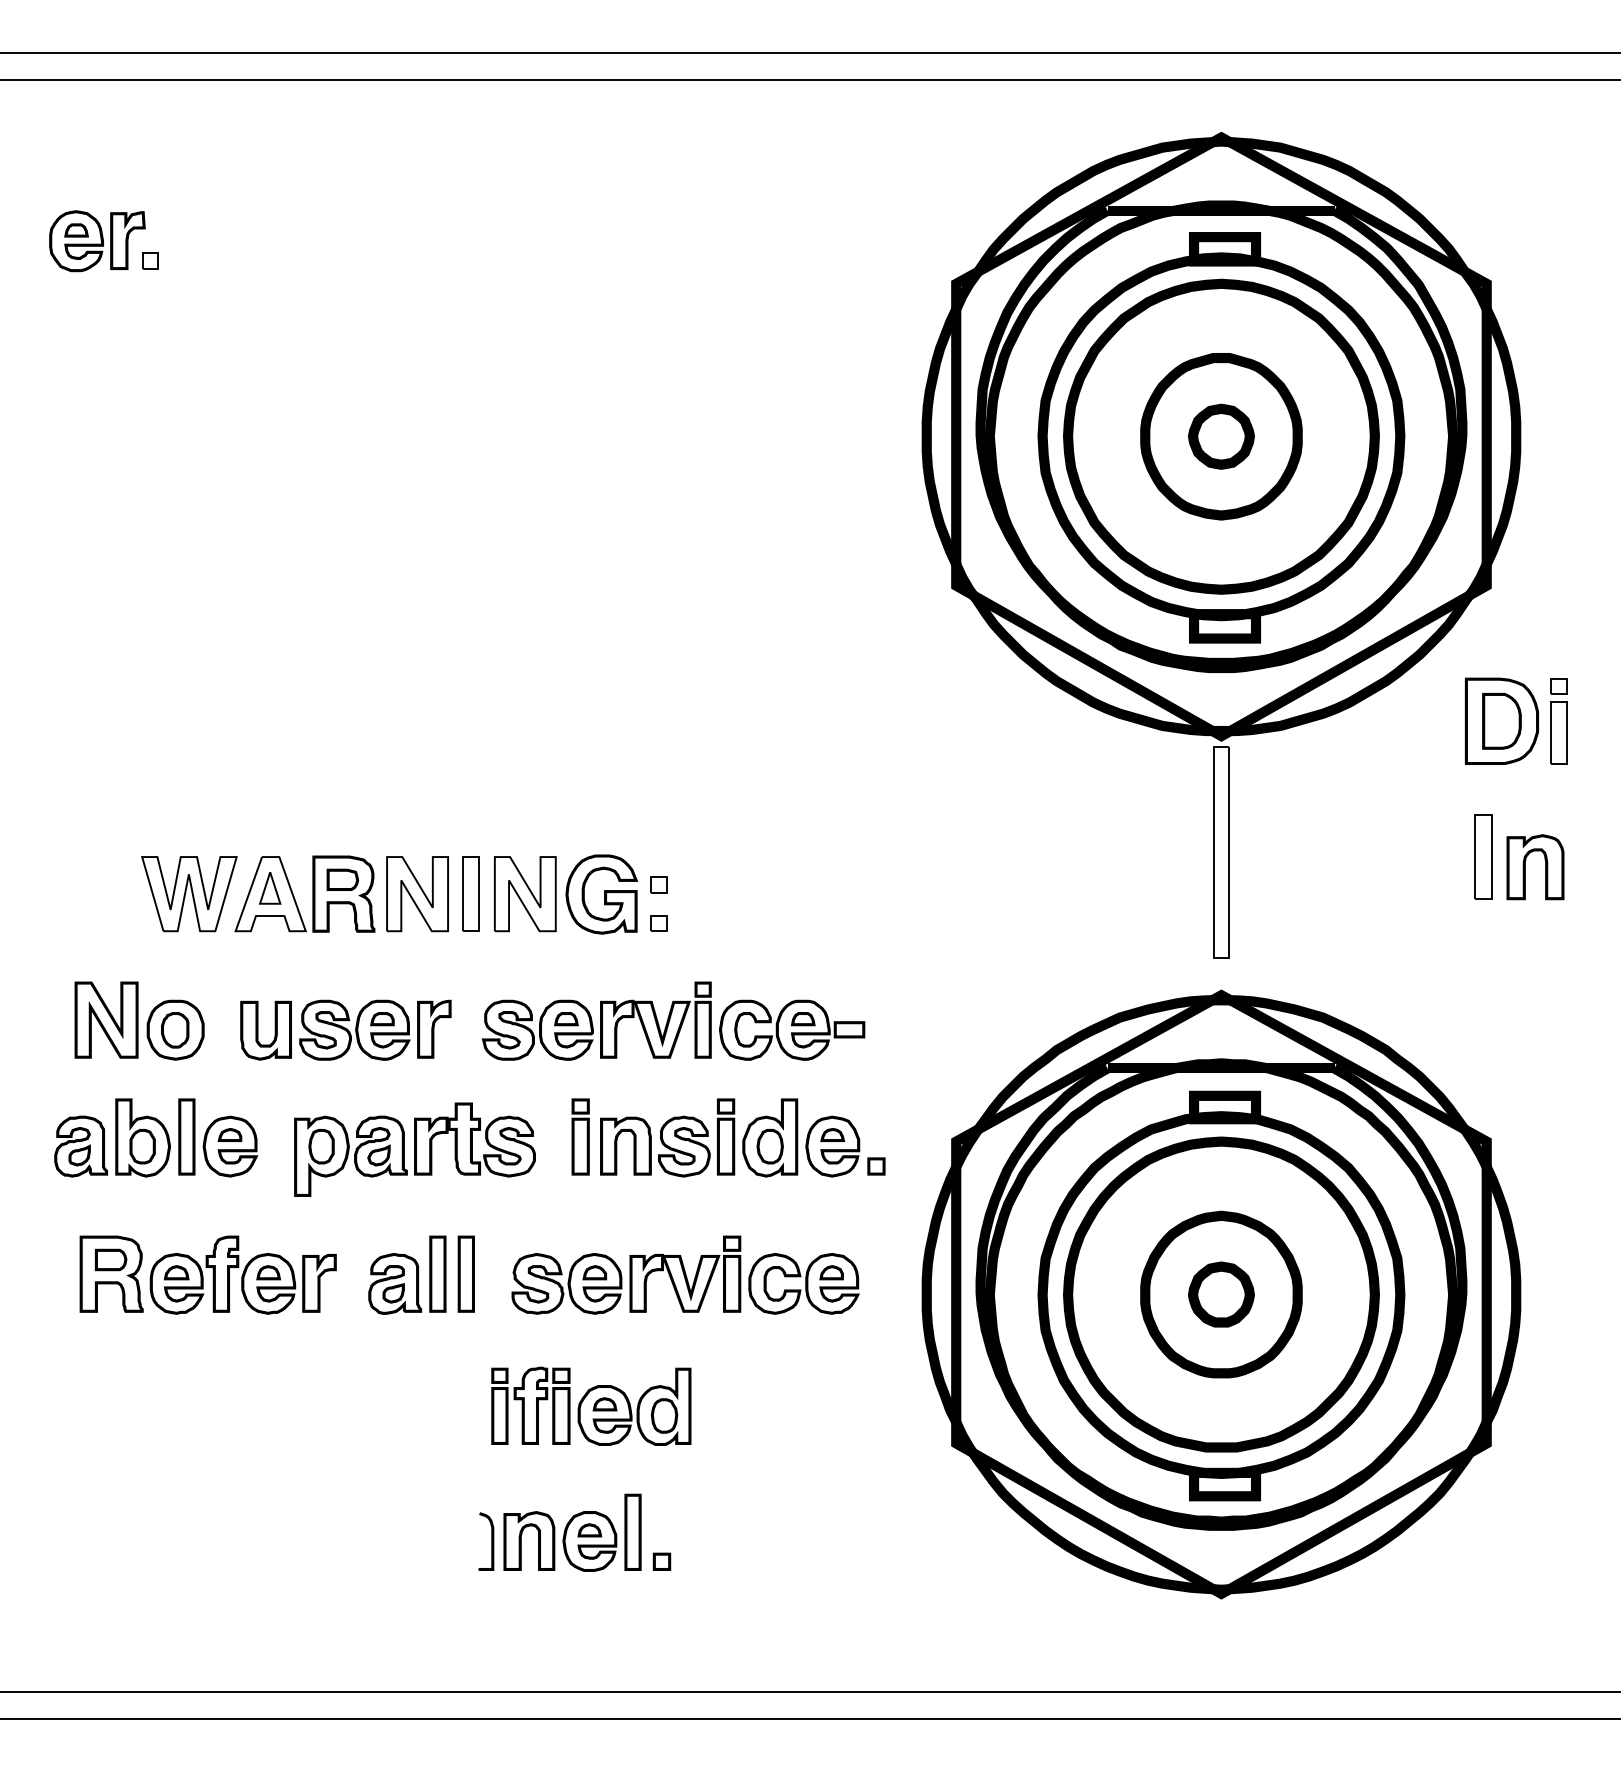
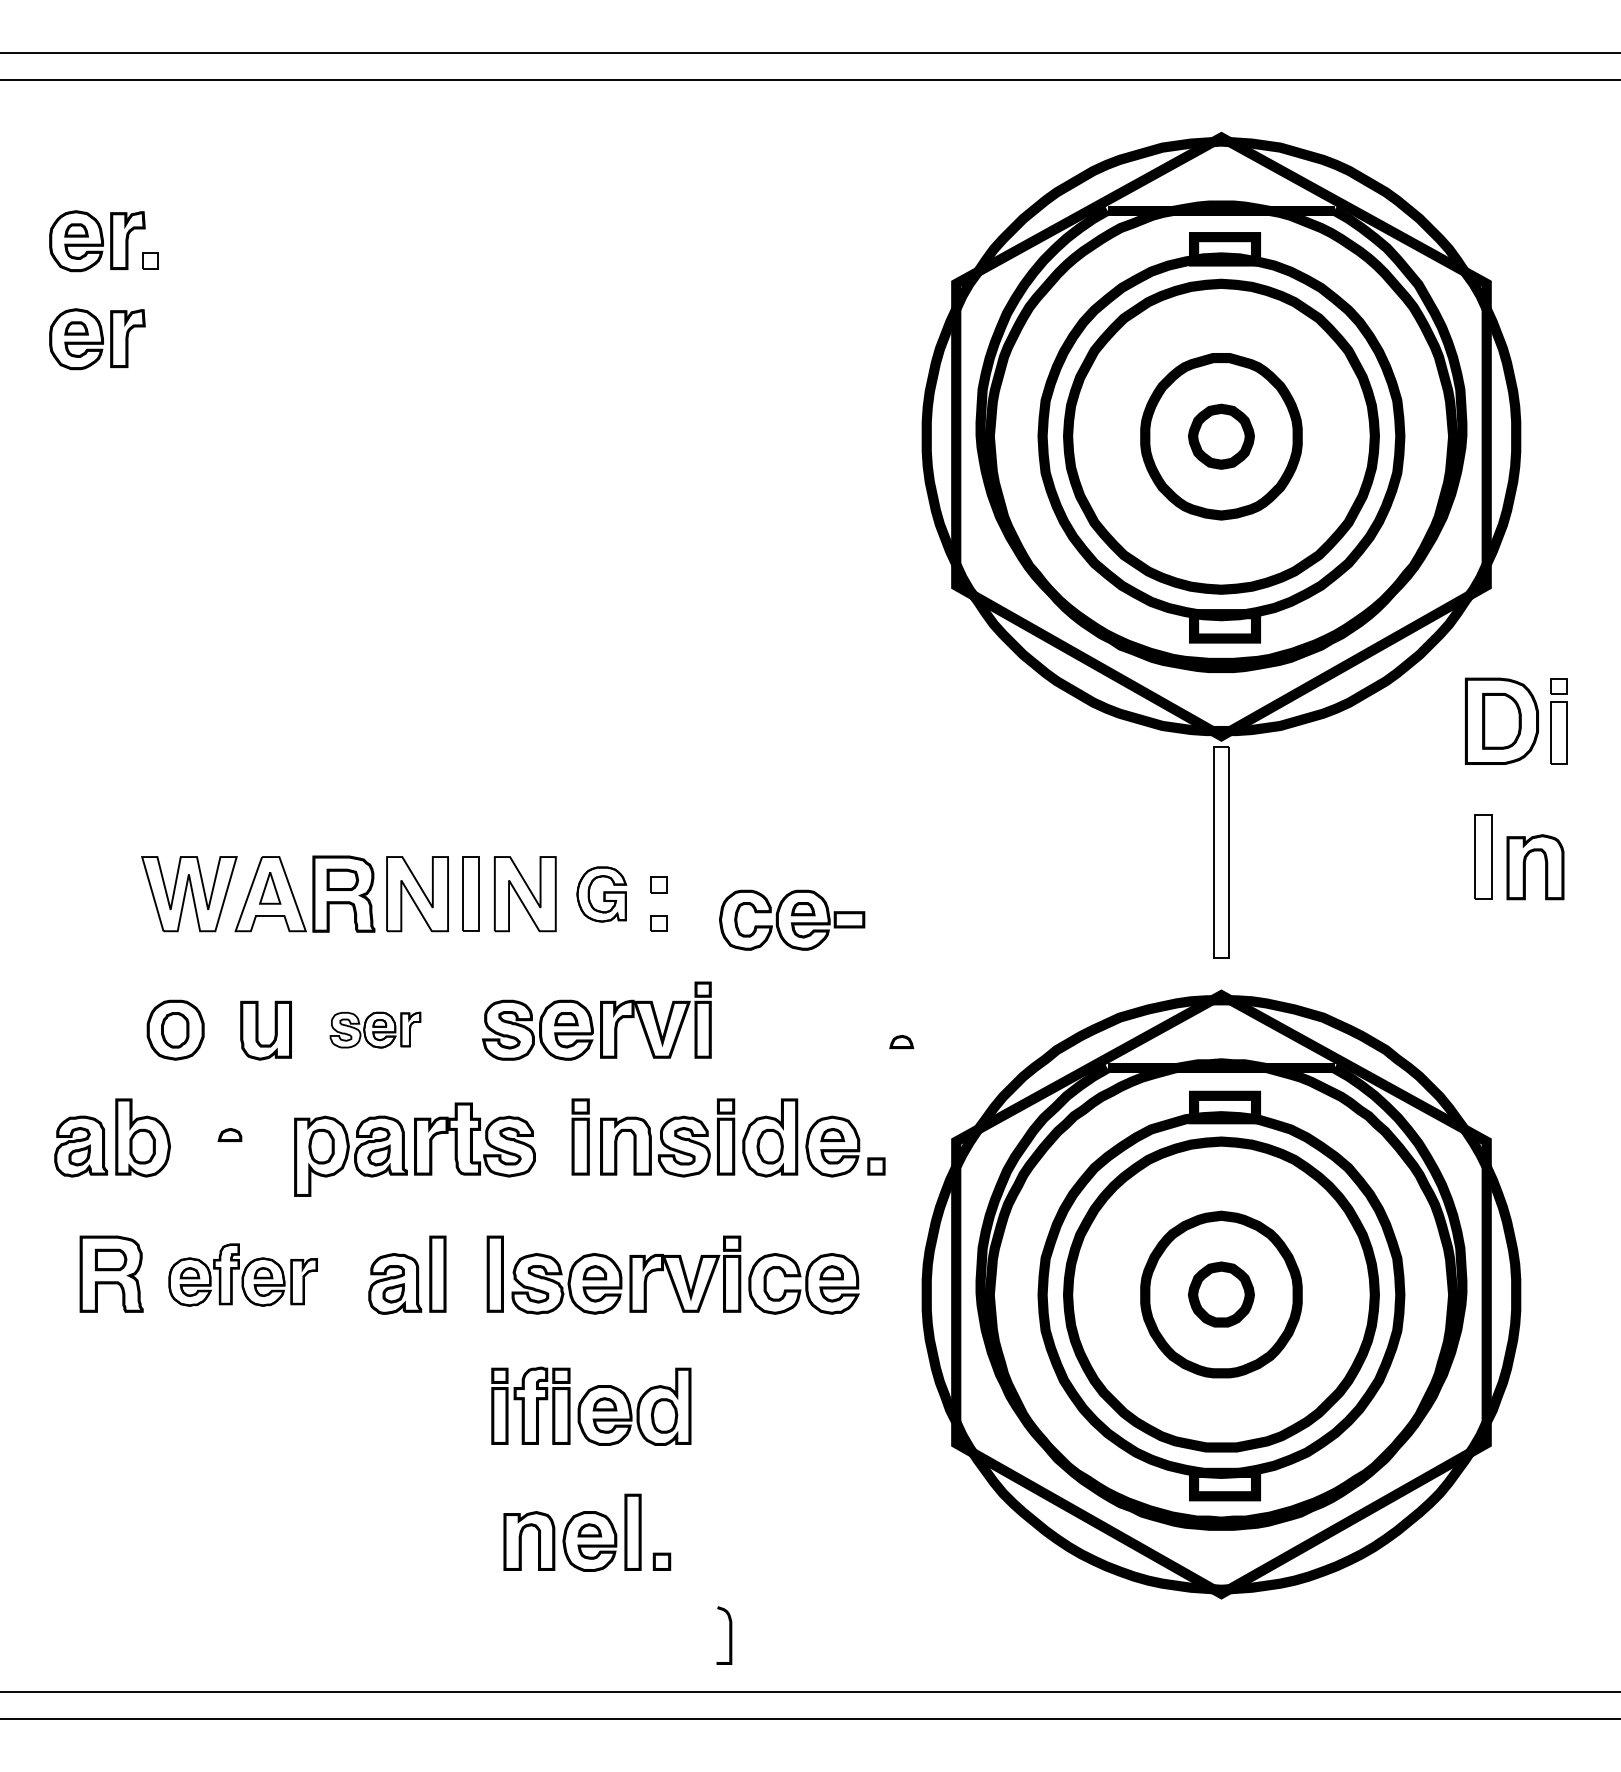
part: none -> present (97, 339)
part size: 74x81 px -> 52x57 px (601, 894)
part: present -> none (106, 1019)
part size: 153x62 px -> 93x38 px (375, 1029)
part position: (792, 1029) -> (792, 919) (792, 919)
part: none -> present (901, 1041)
part: present -> none (218, 1137)
part position: (465, 1273) -> (494, 1273) (494, 1273)
part size: 188x80 px -> 150x64 px (242, 1274)
curve position: (491, 1541) -> (729, 1635) (729, 1635)
